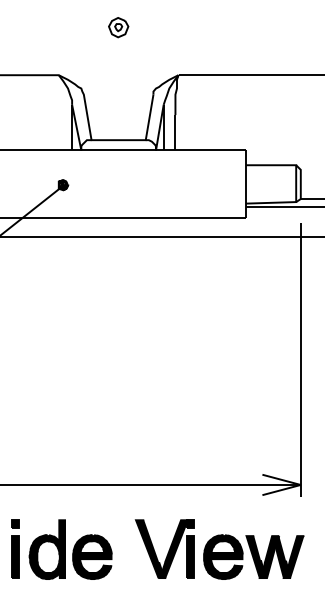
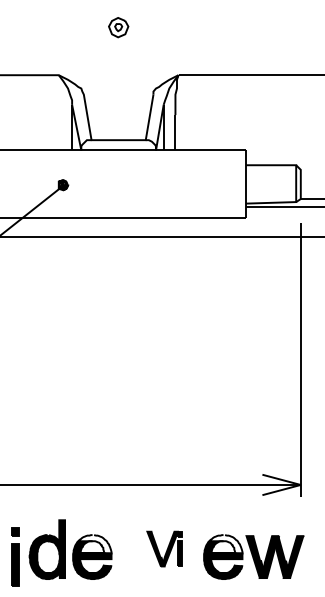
fill: present -> none (94, 544)
fill: present -> none (225, 544)
part position: (15, 548) -> (15, 556) (15, 556)
part size: 61x60 px -> 37x38 px (164, 548)
